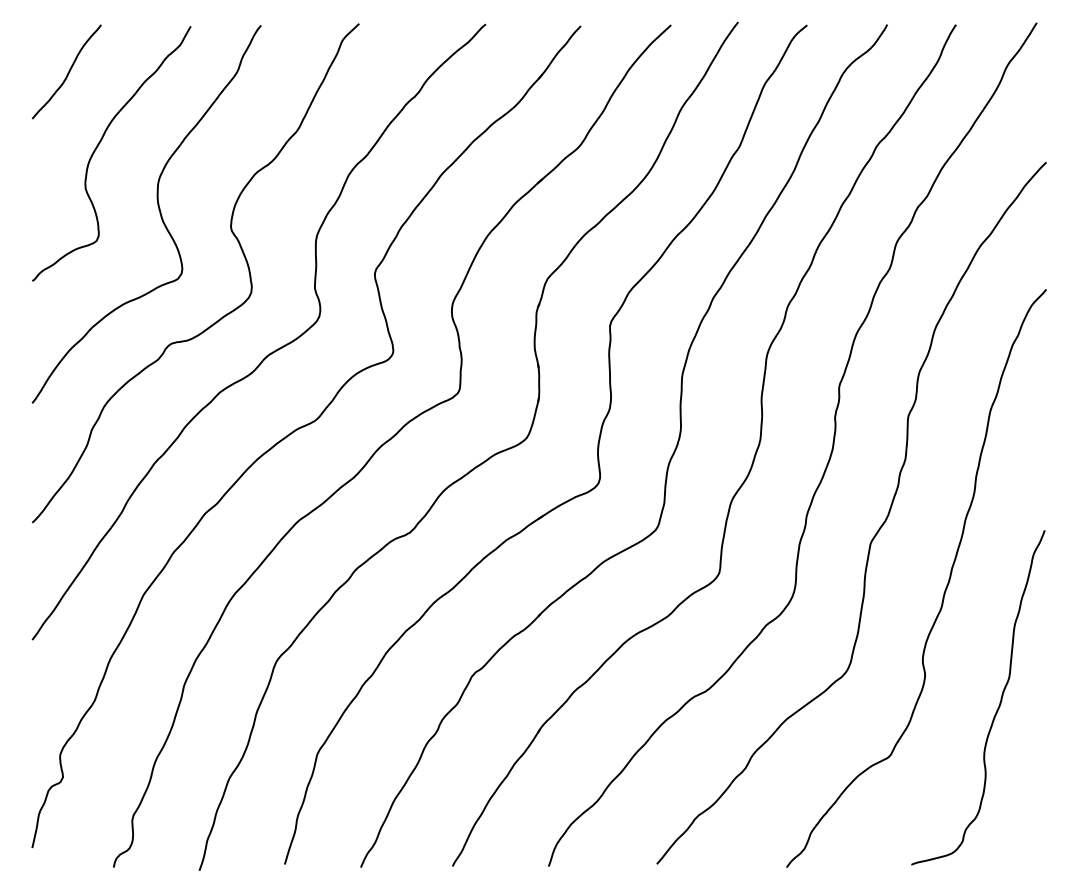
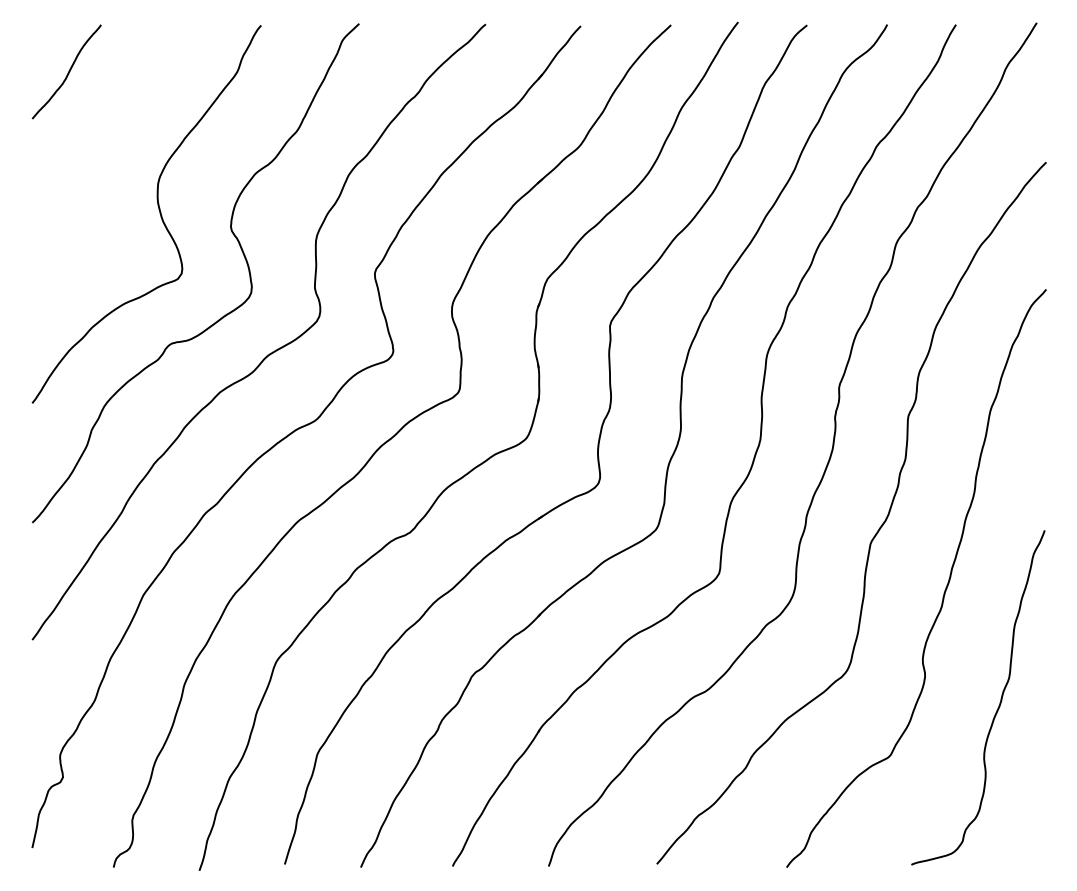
curve: present -> none (98, 146)
